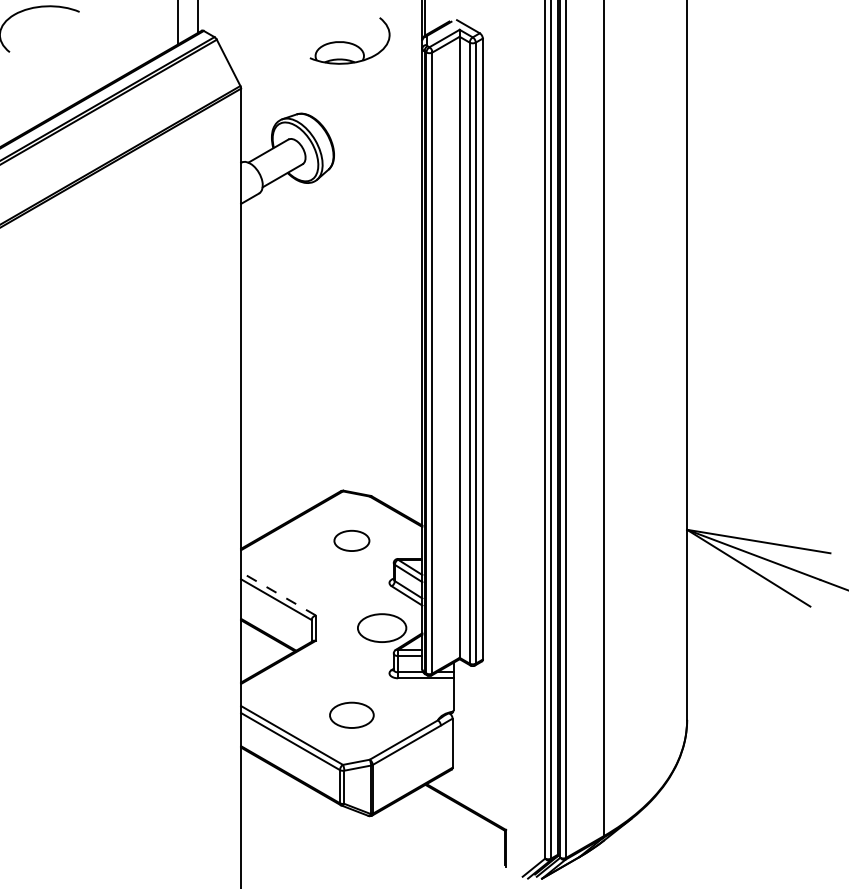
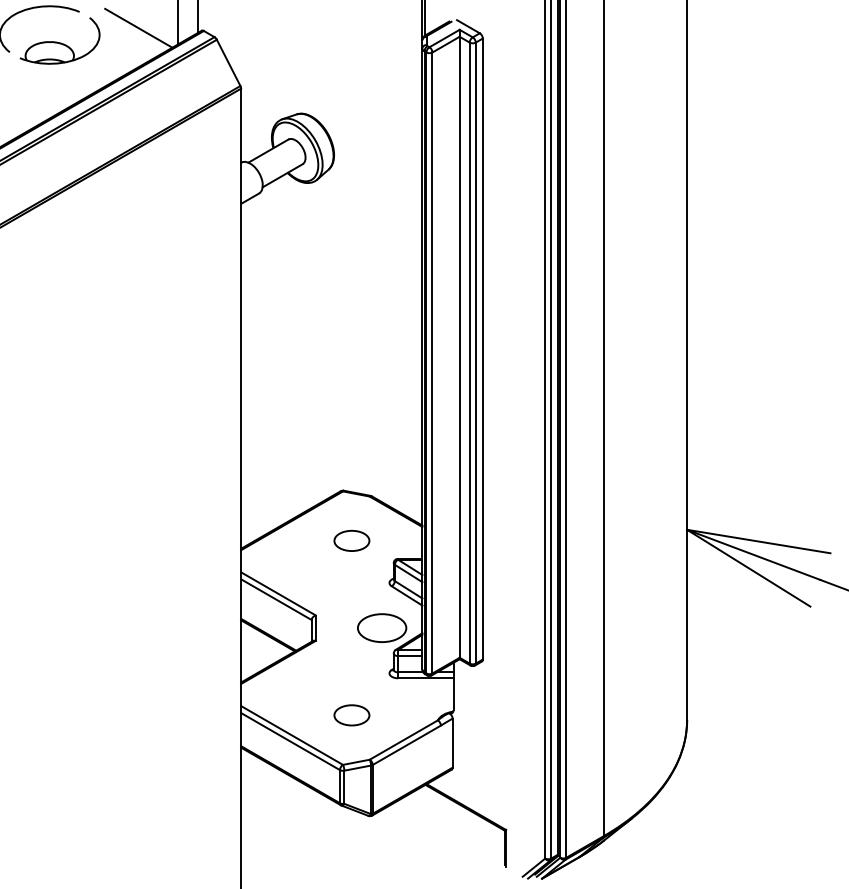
line: none -> present (138, 27)
part position: (349, 40) -> (59, 40) (59, 40)
line: dashed -> solid (278, 593)
part size: 46x28 px -> 38x23 px (351, 715)
